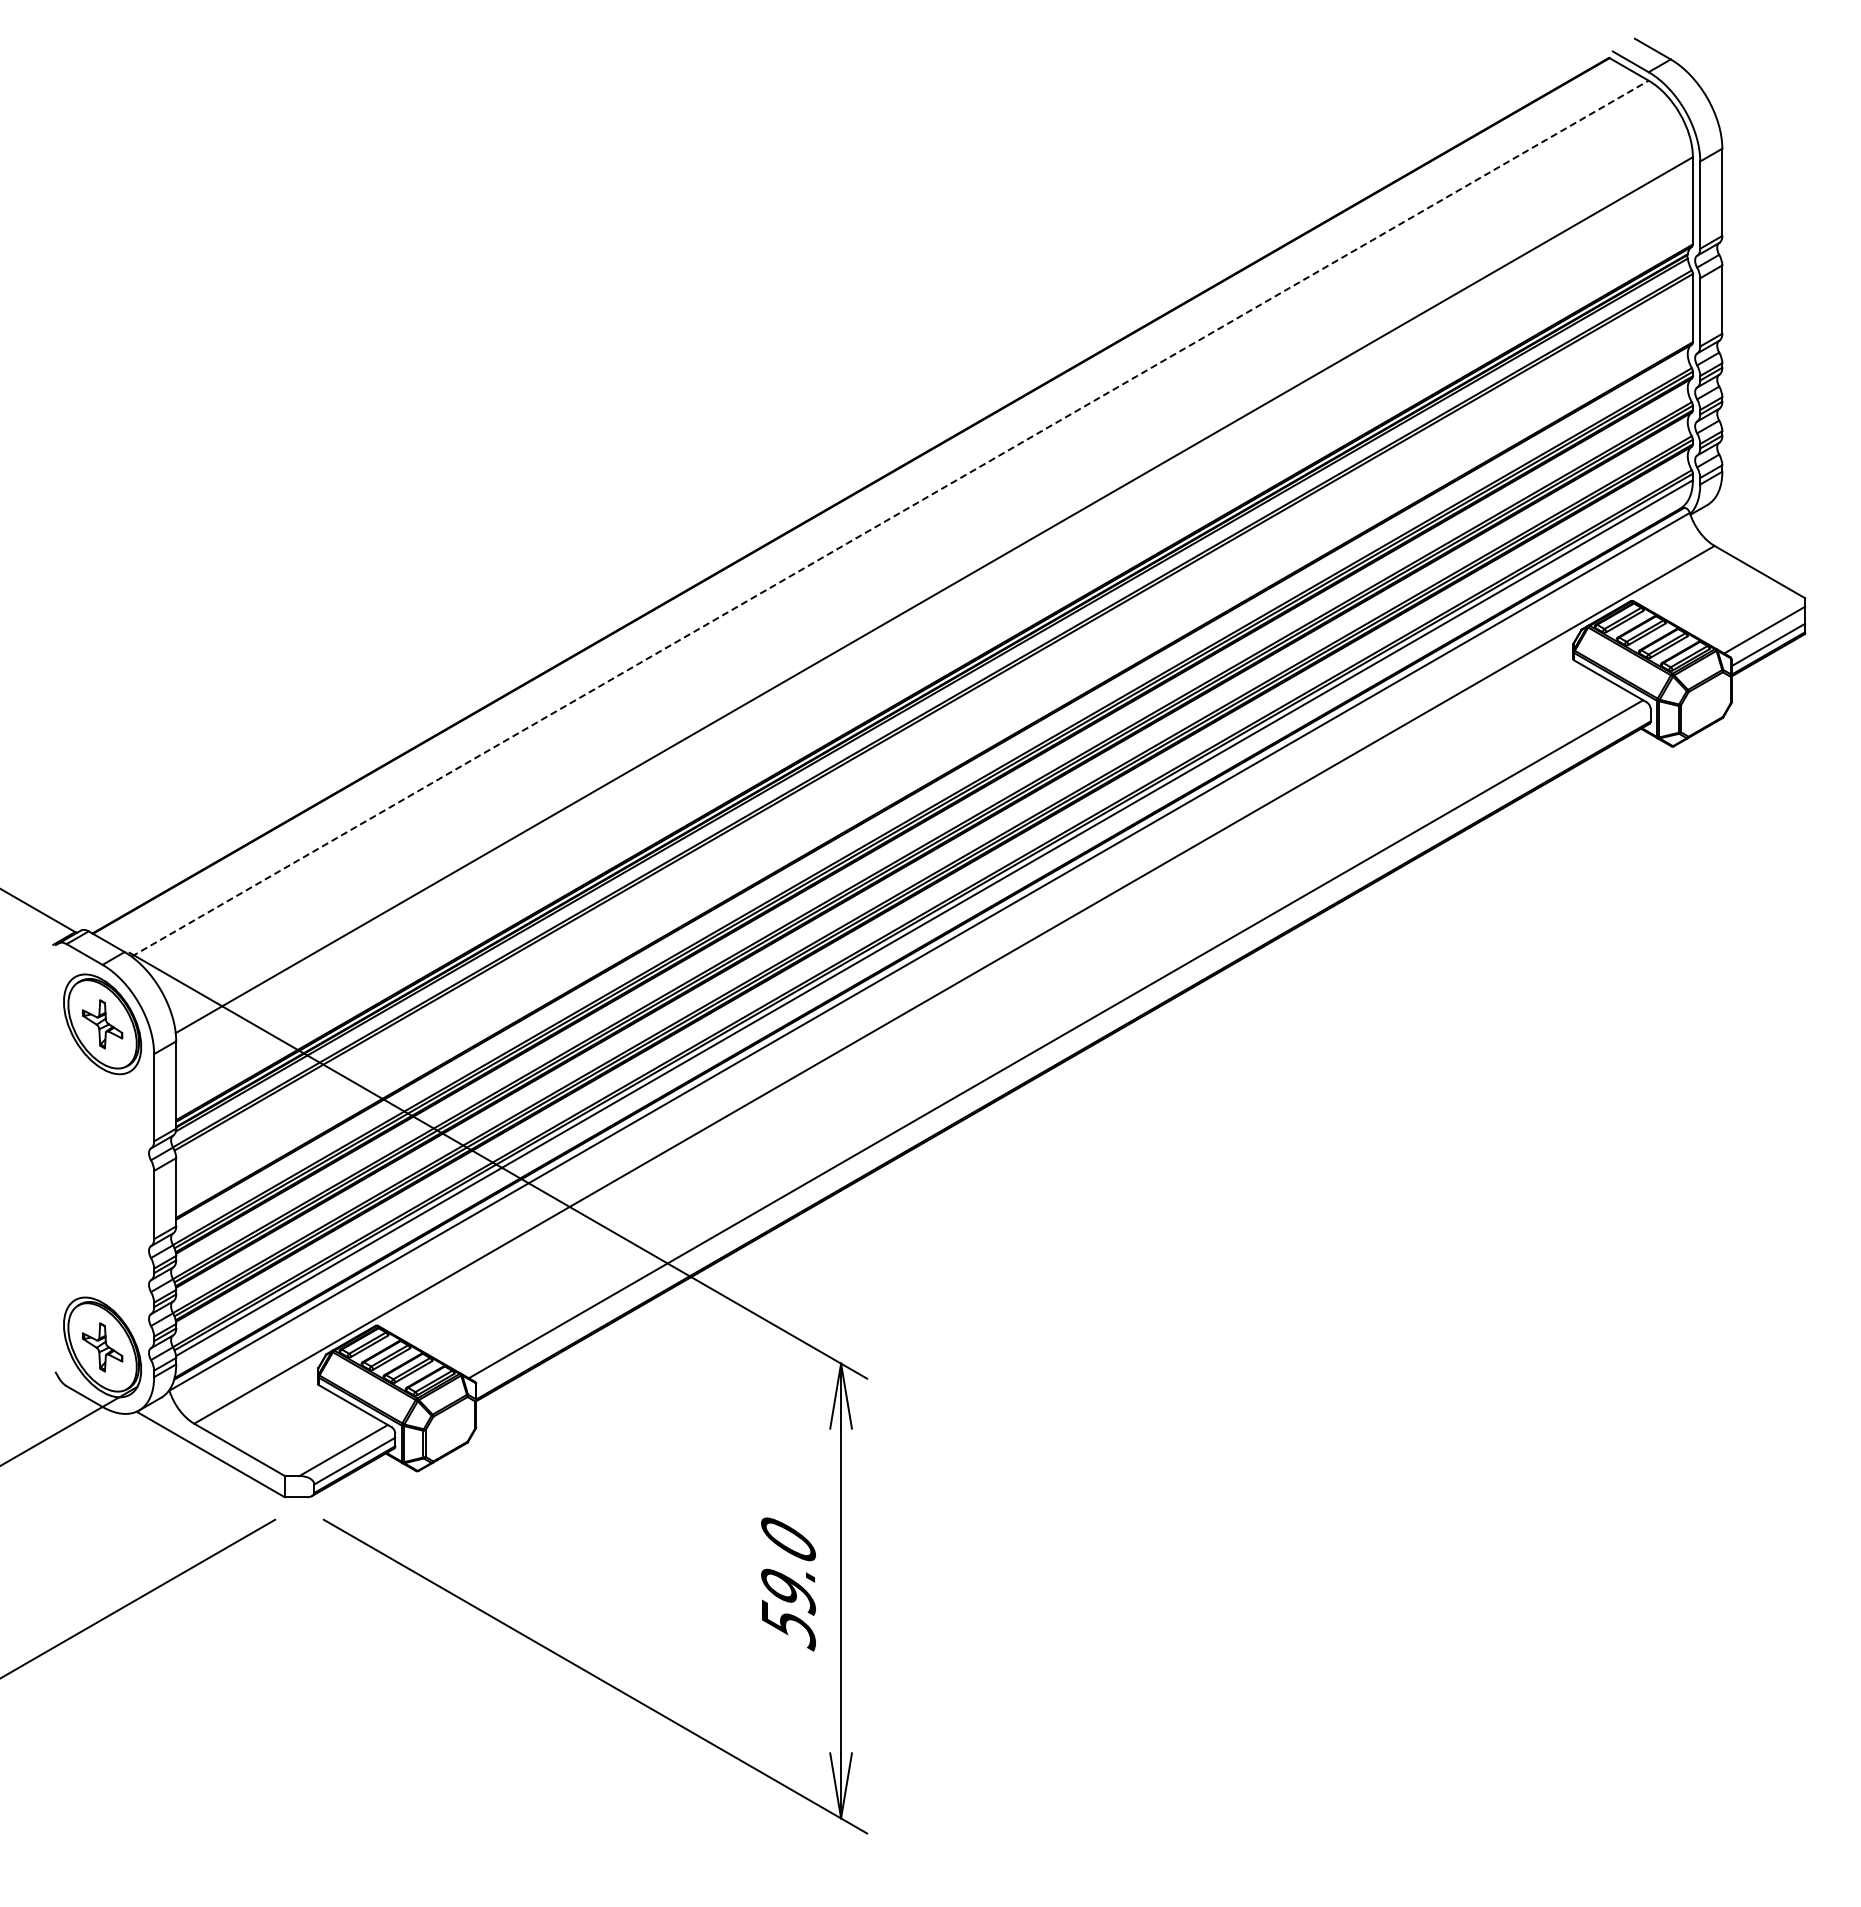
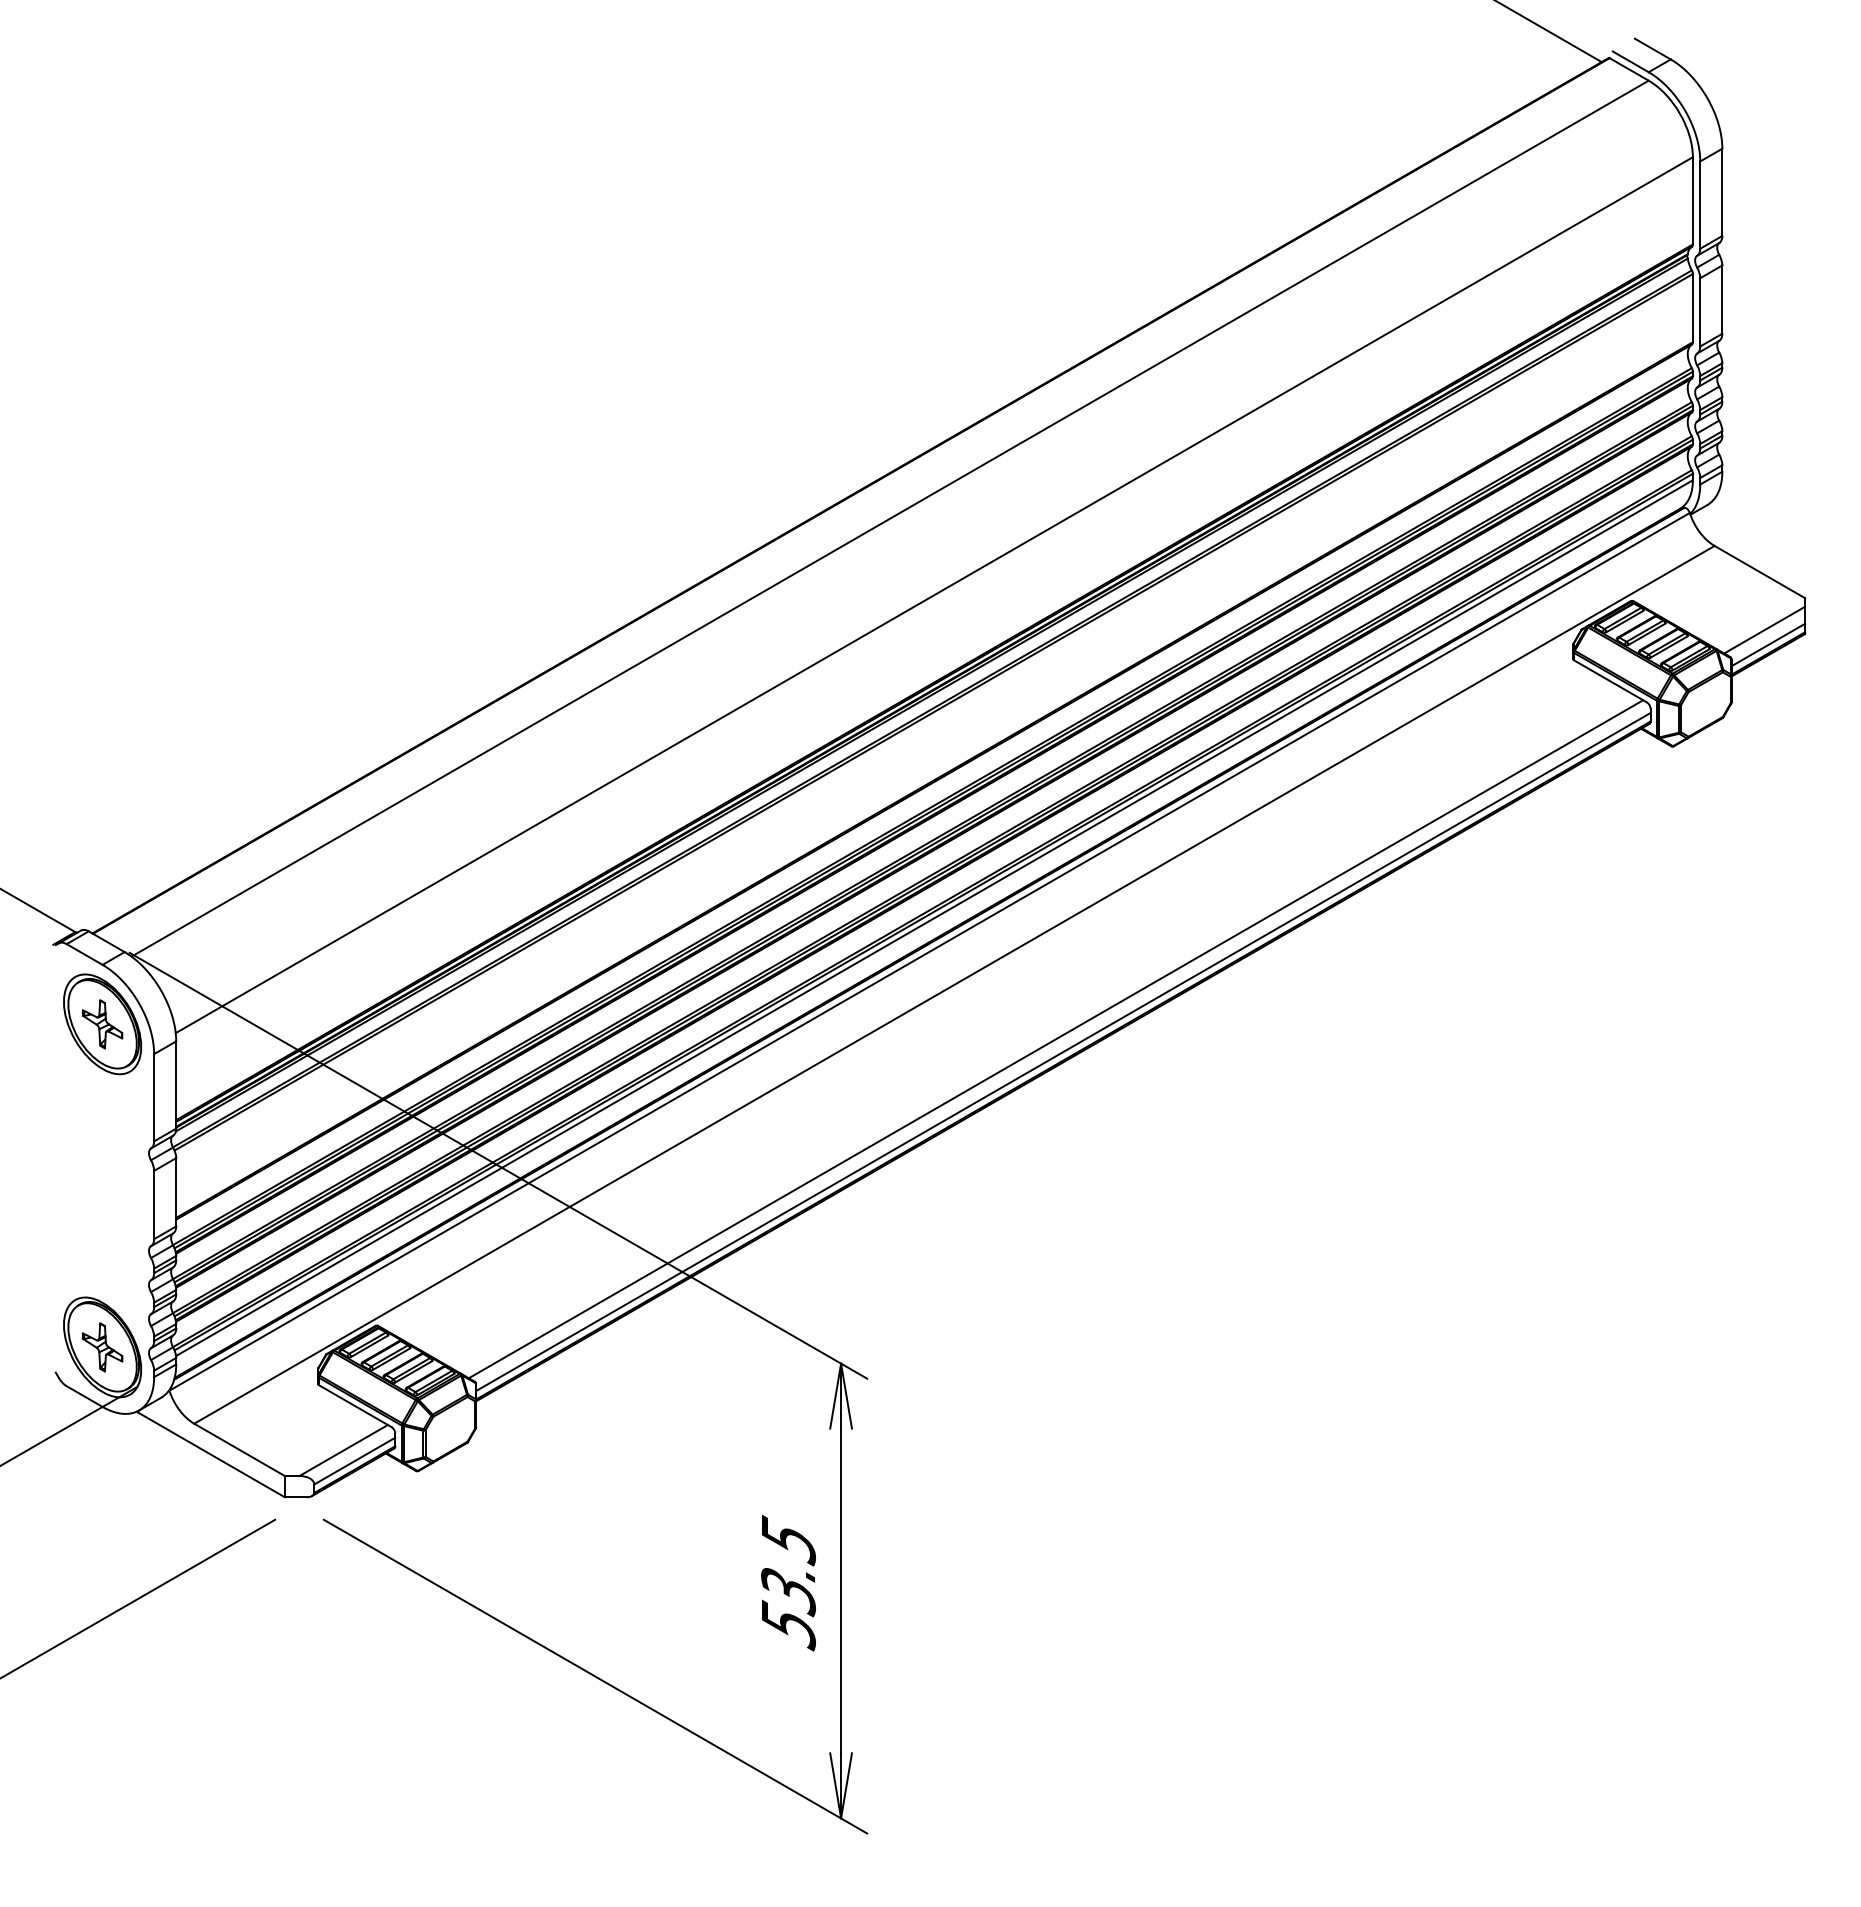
line: none -> present (1549, 32)
line: dashed -> solid (890, 518)
line: none -> present (1063, 1052)
text: 59.0 -> 53.5 (788, 1565)
